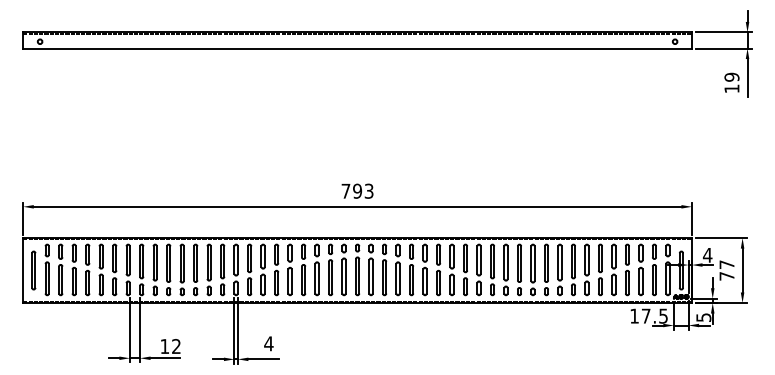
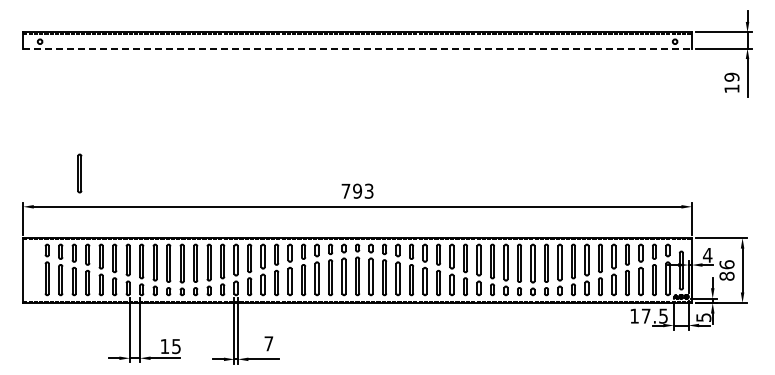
line: solid -> dashed (358, 48)
part position: (33, 270) -> (79, 173) (79, 173)
text: 77 -> 86 (726, 270)
text: 4 -> 7 (268, 343)
text: 12 -> 15 (176, 346)
